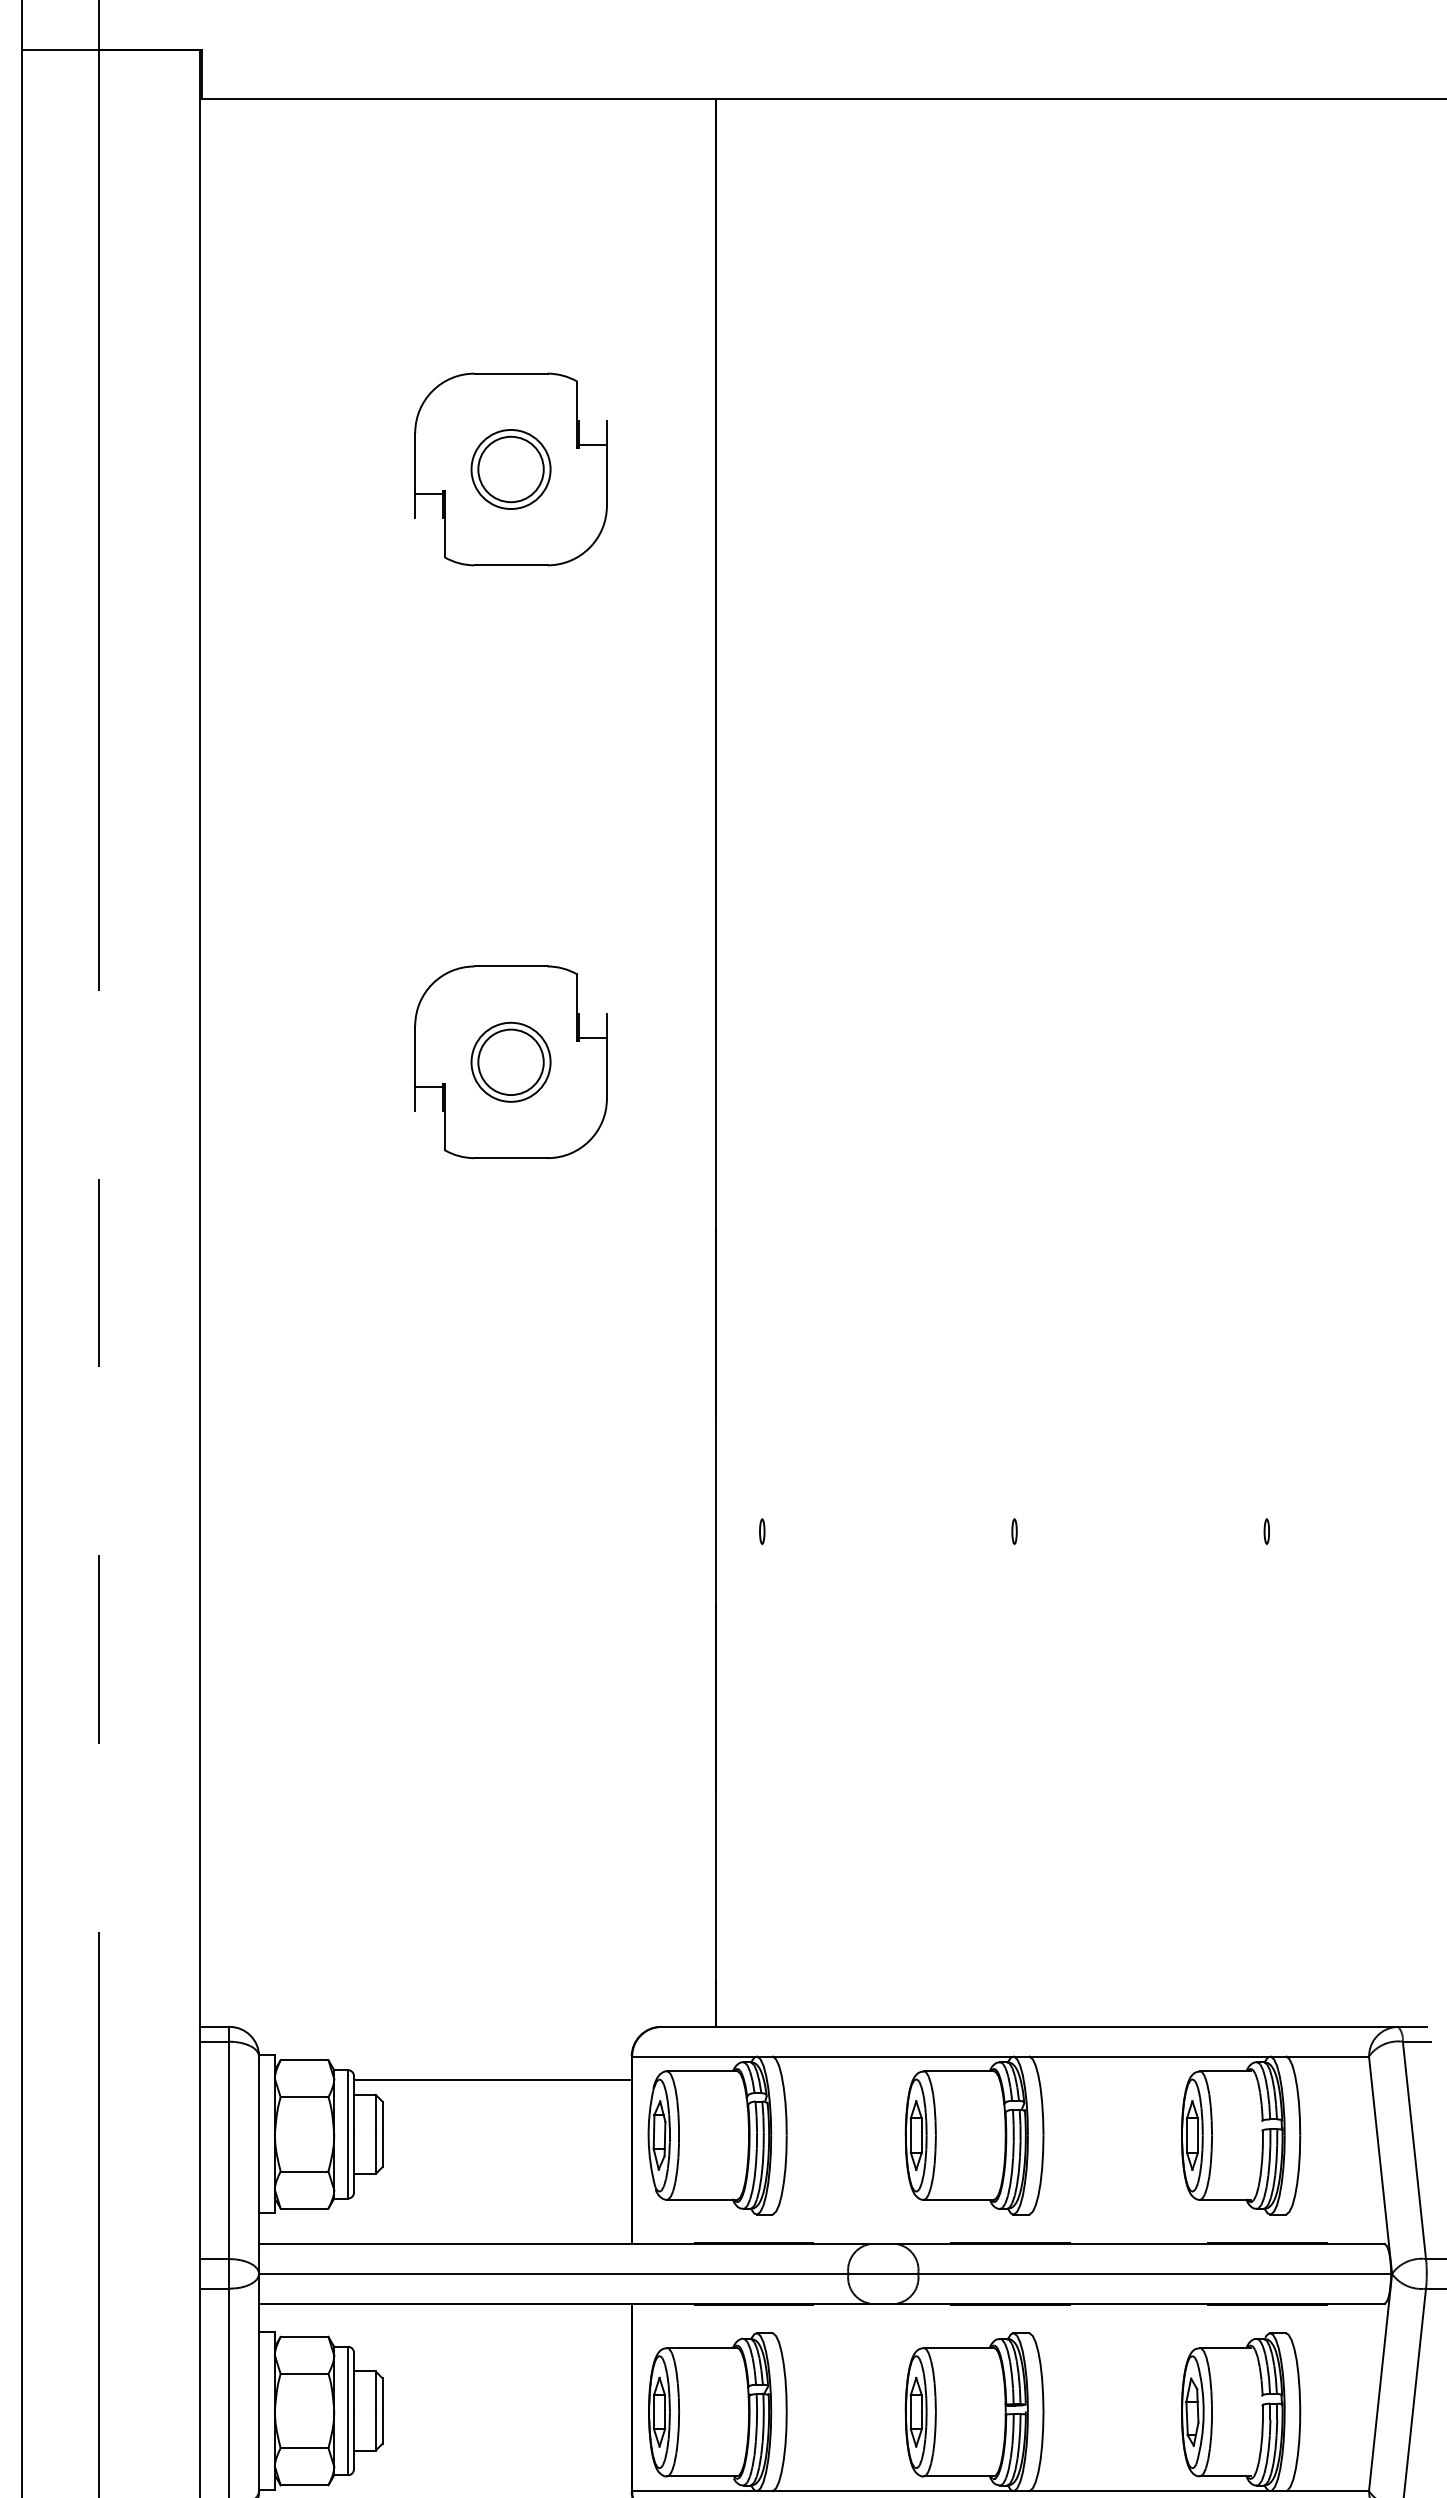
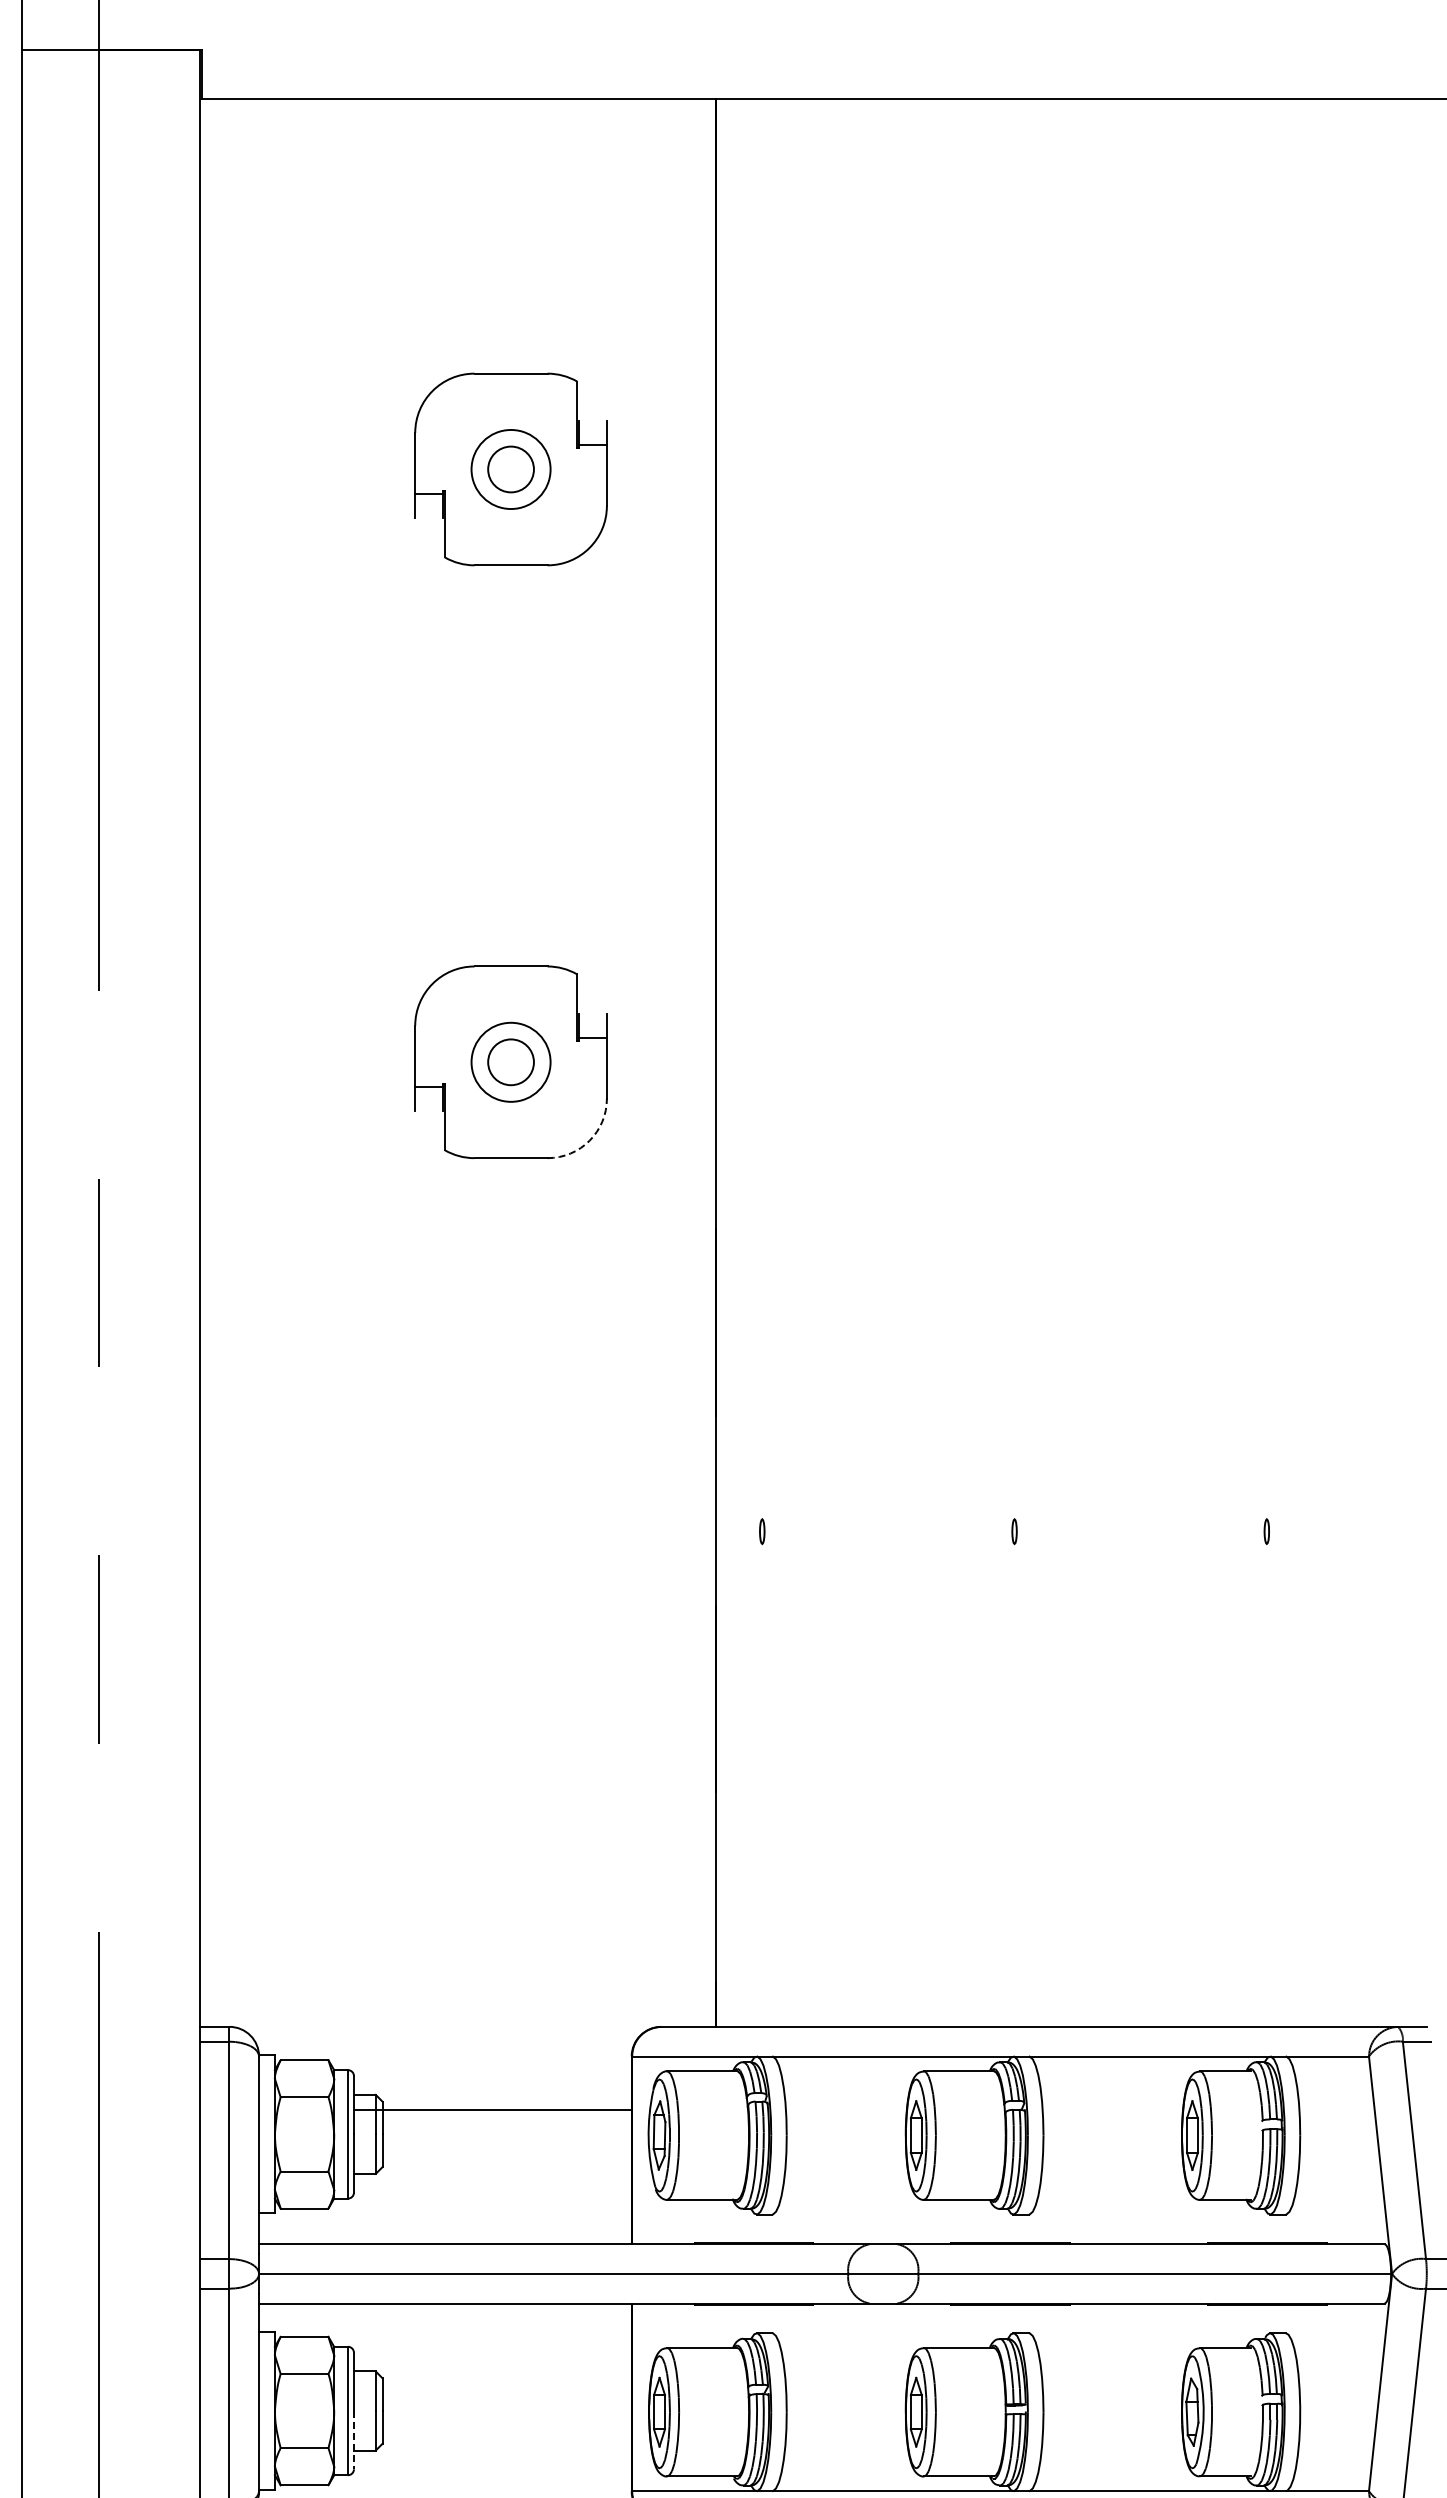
circle diameter: 65 px -> 46 px (510, 469)
circle diameter: 65 px -> 46 px (510, 1062)
arc: solid -> dashed (589, 1140)
line position: (492, 2080) -> (492, 2110) (492, 2110)
line: solid -> dashed (353, 2440)
